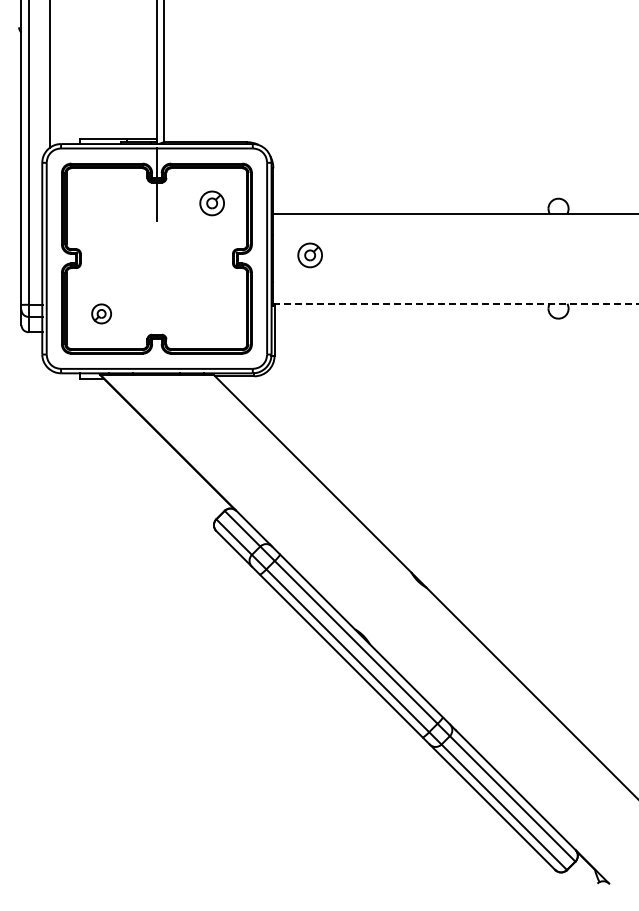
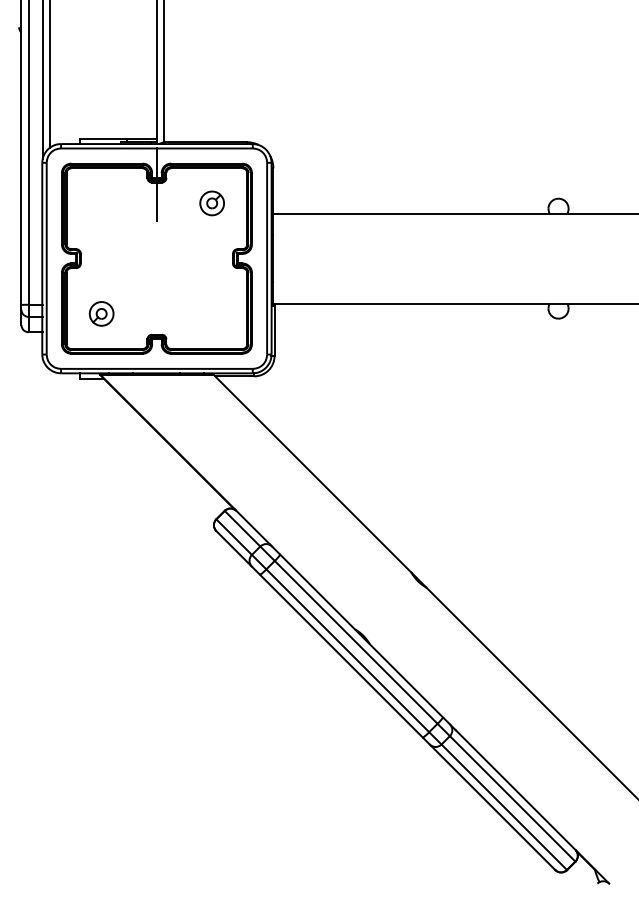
line: none -> present (42, 80)
part: present -> none (309, 255)
line: dashed -> solid (456, 303)
part size: 21x22 px -> 27x26 px (101, 313)
